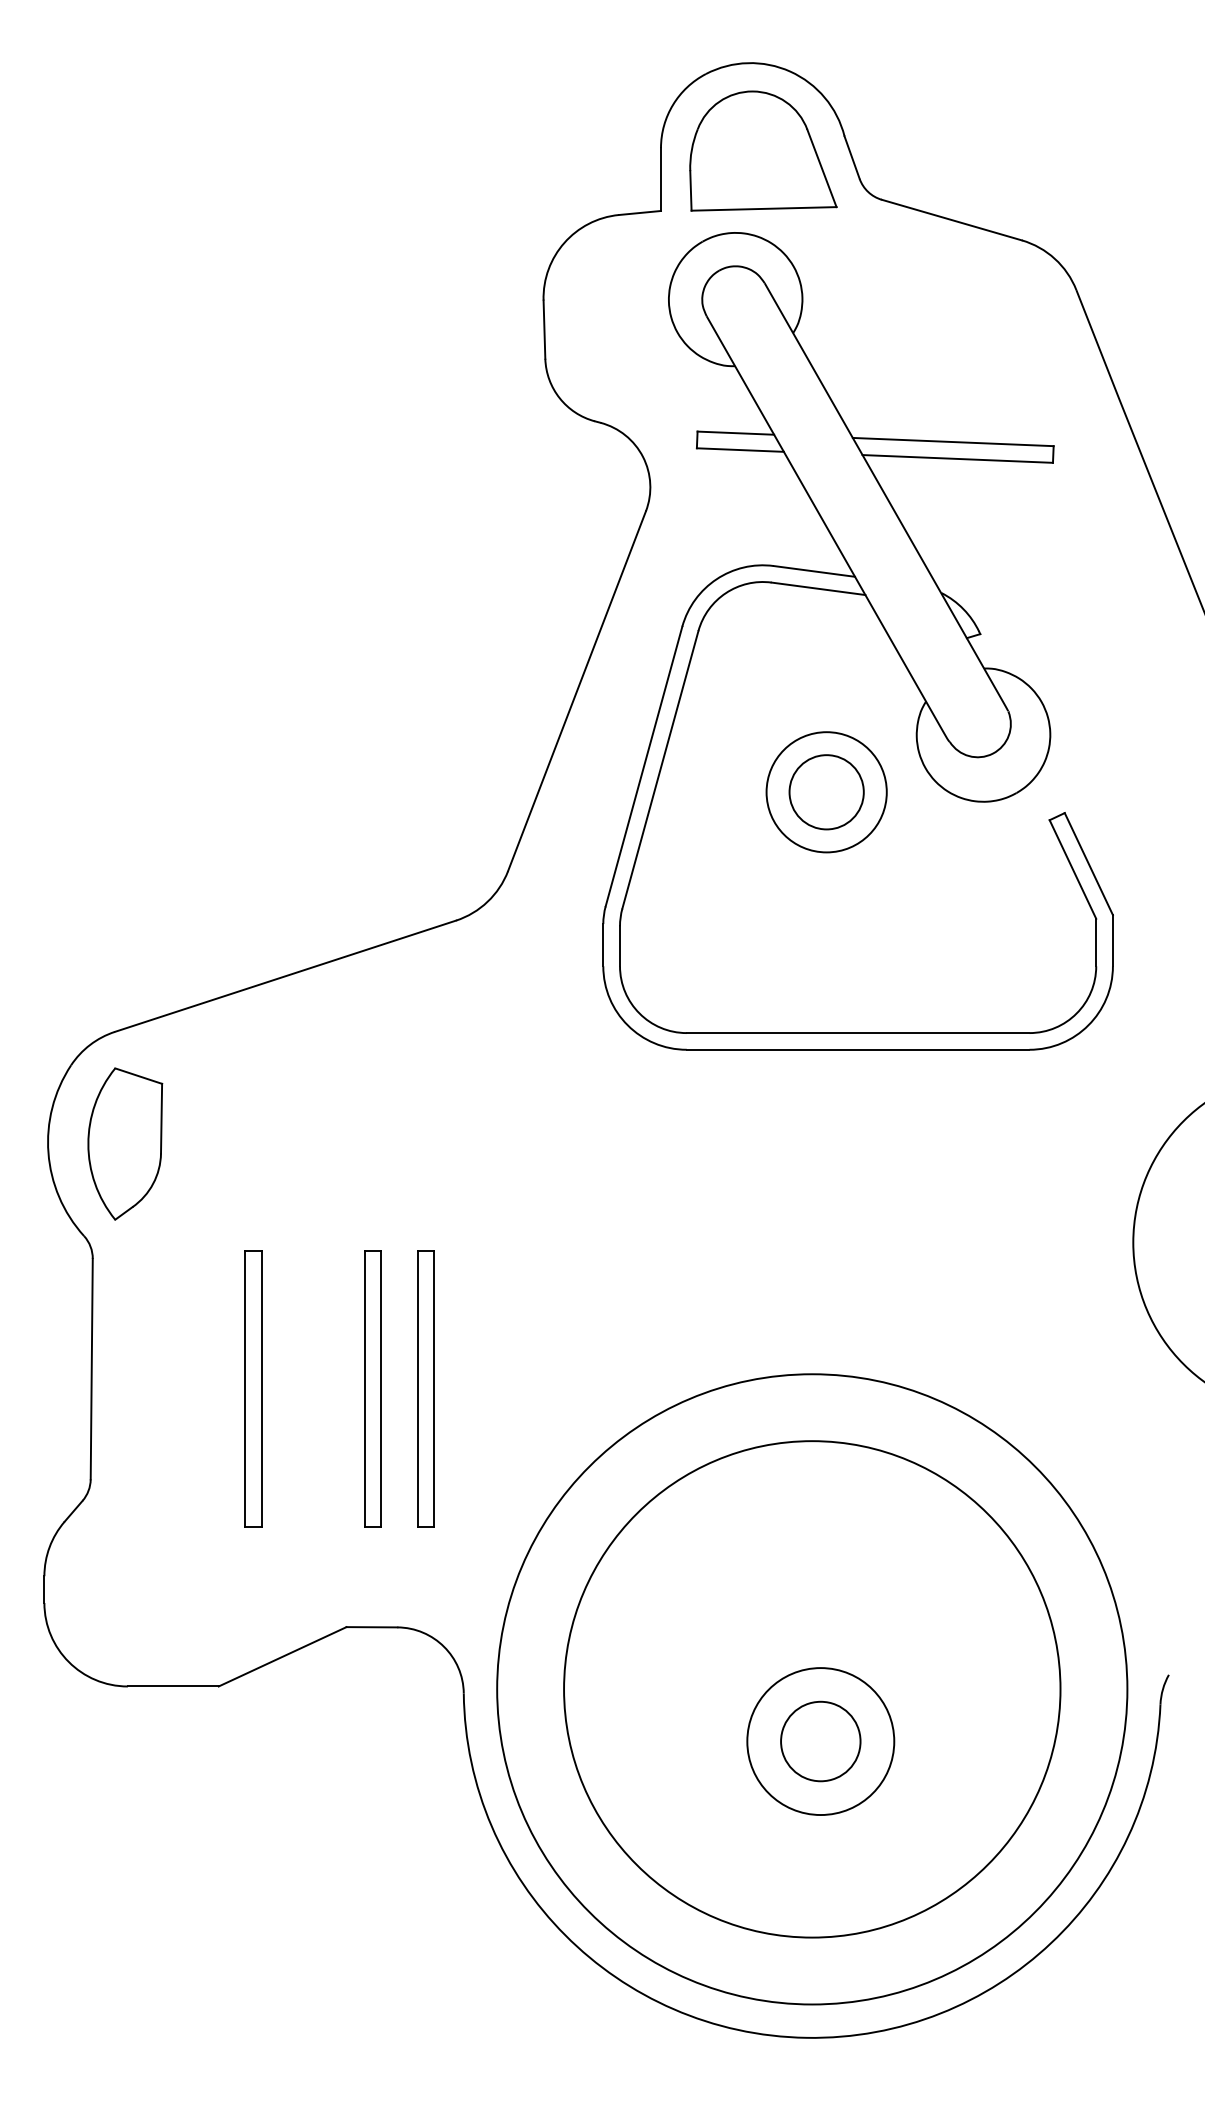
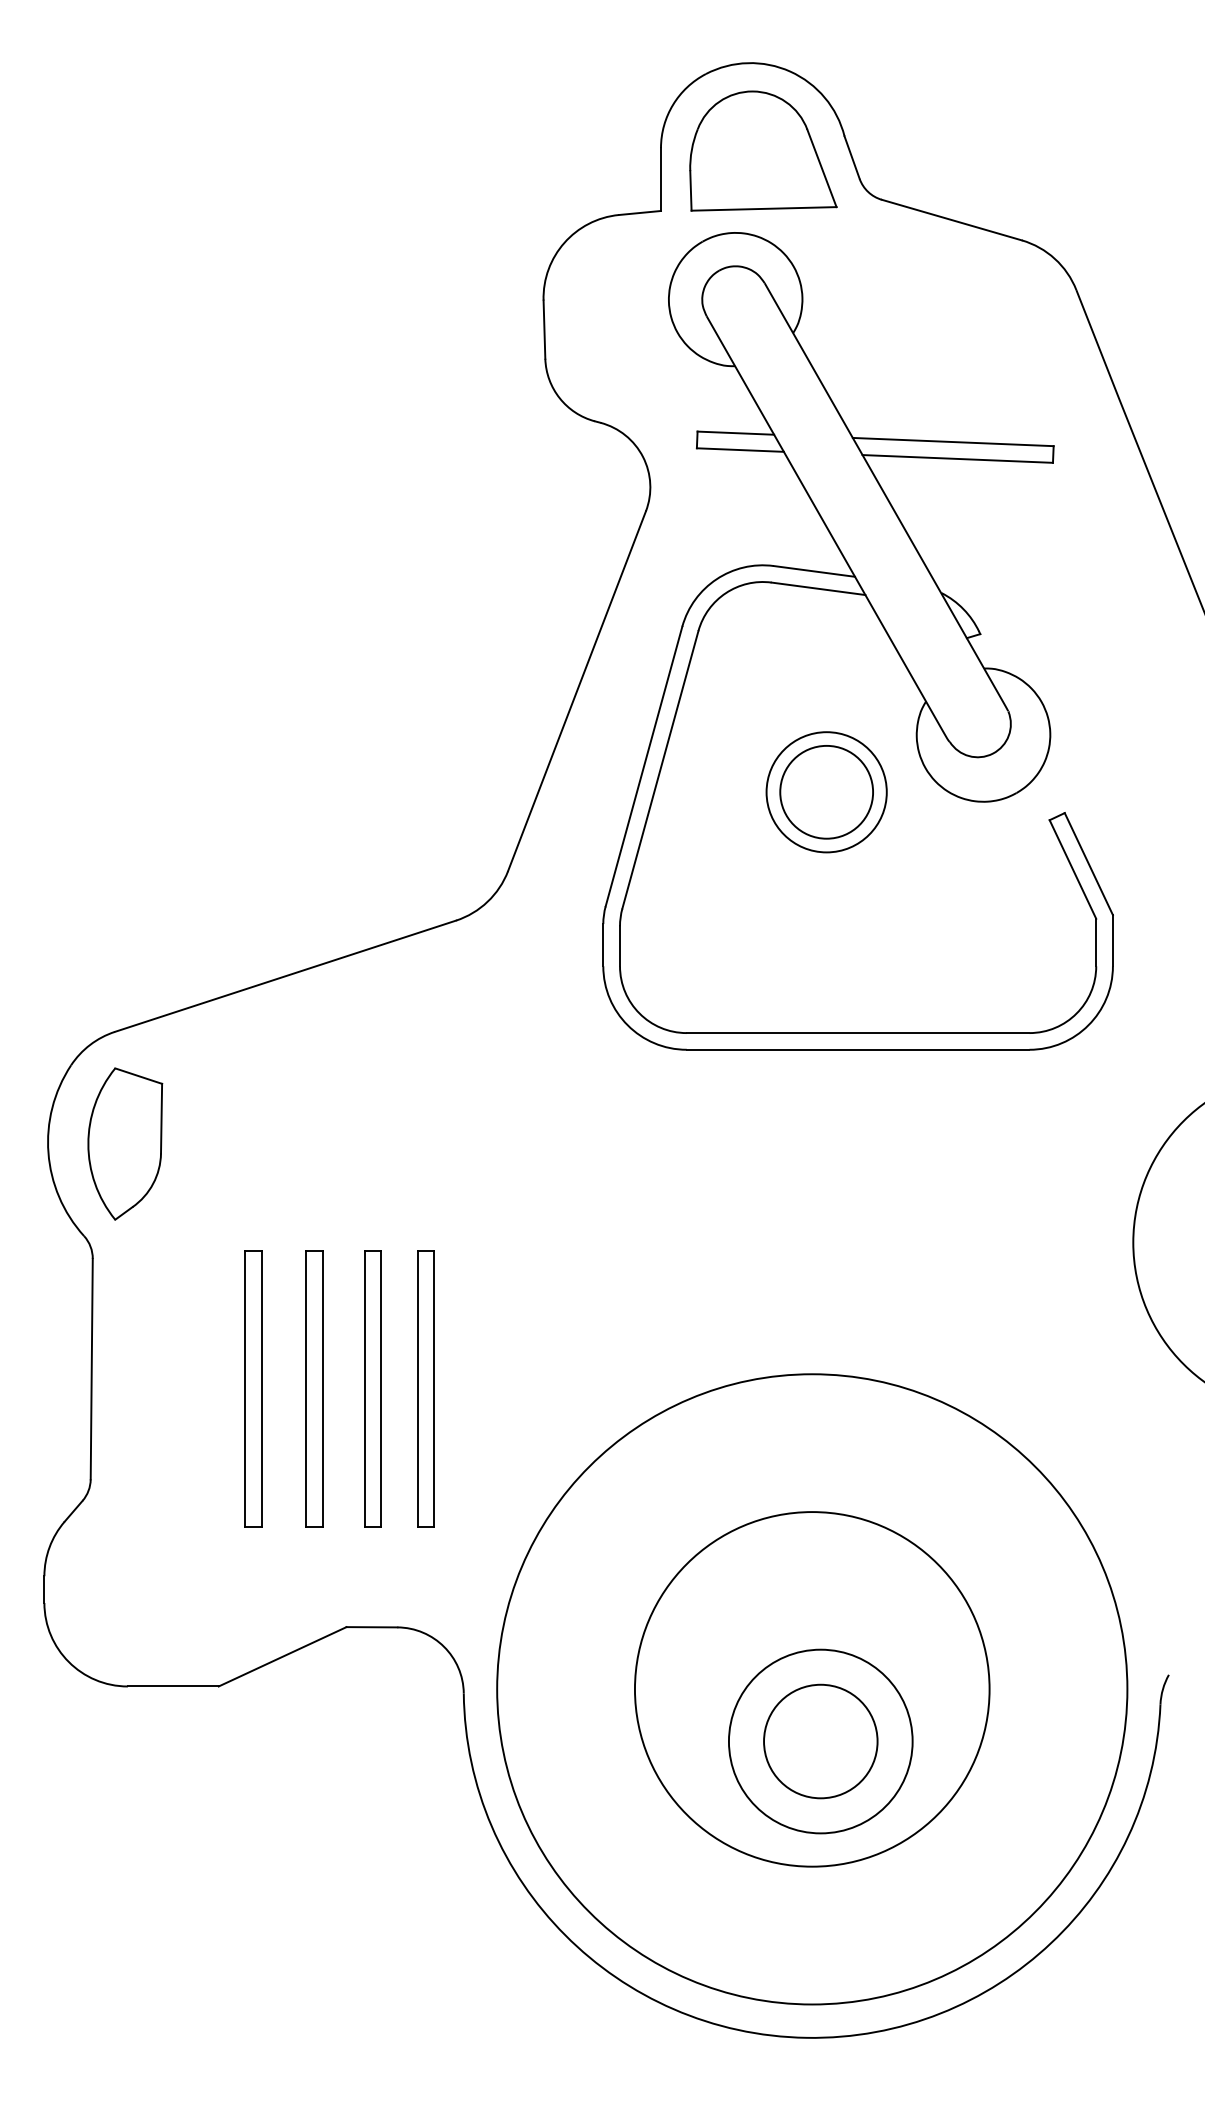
circle diameter: 74 px -> 93 px (826, 791)
part: none -> present (314, 1388)
circle diameter: 496 px -> 355 px (811, 1689)
circle diameter: 147 px -> 184 px (820, 1741)
circle diameter: 79 px -> 114 px (820, 1741)
